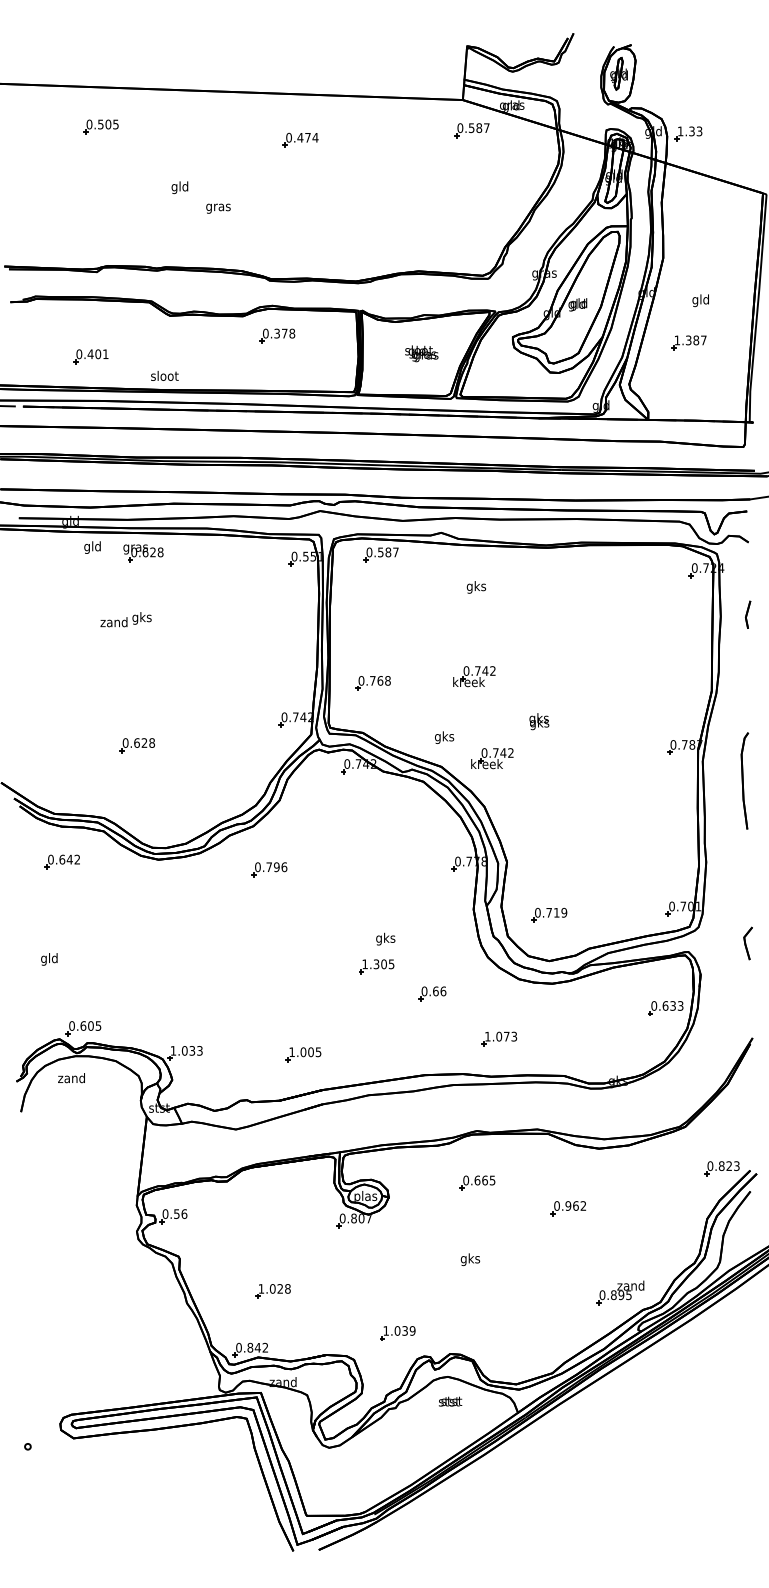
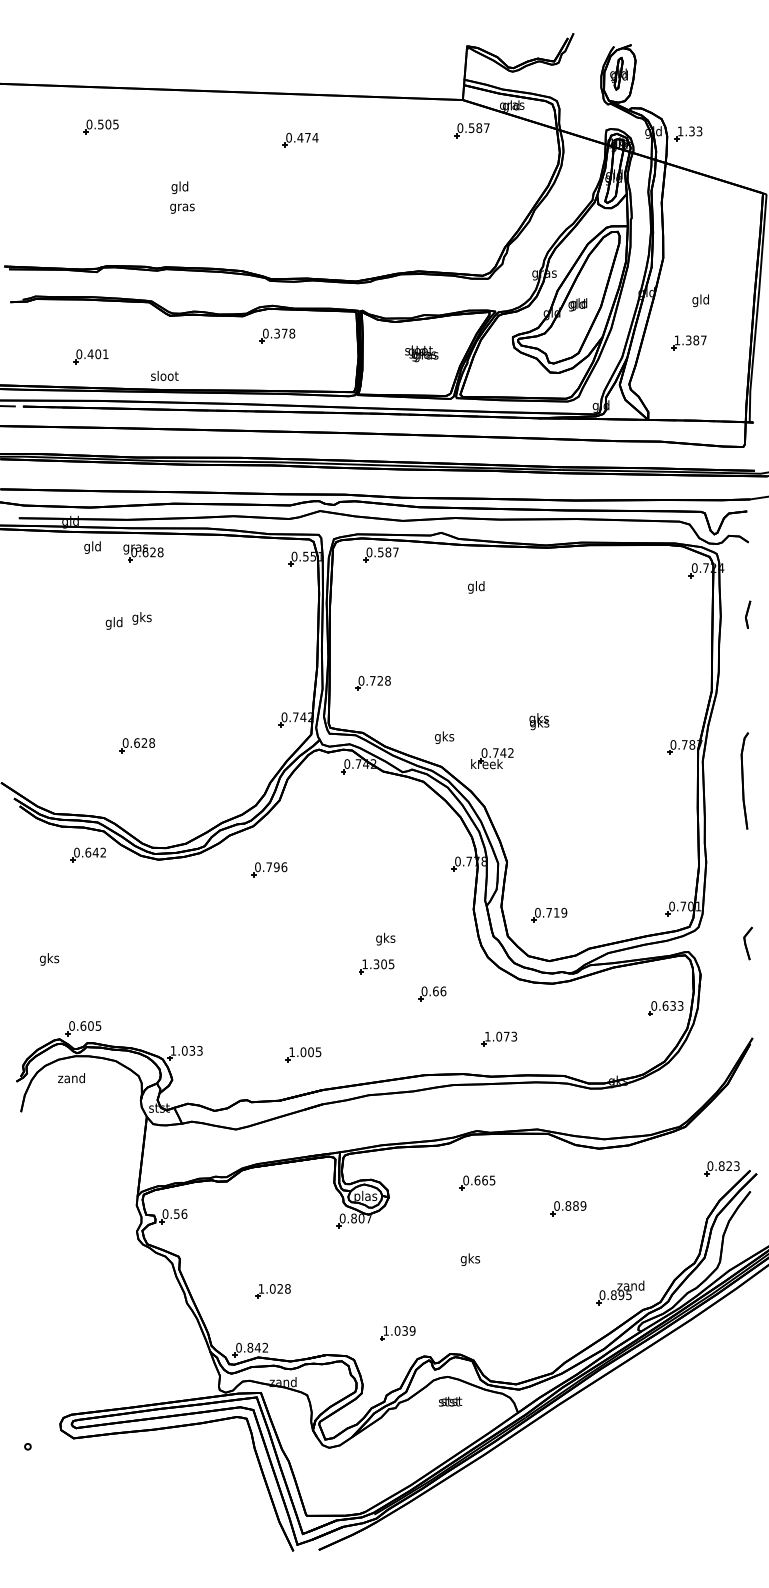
text position: (218, 208) -> (182, 208) (182, 208)
text: gks -> gld (476, 587)
text: zand -> gld (113, 623)
part: present -> none (474, 676)
text: 0.768 -> 0.728 (380, 680)
part position: (61, 861) -> (87, 854) (87, 854)
text: gld -> gks (49, 959)
text: 0.962 -> 0.889 (575, 1205)
